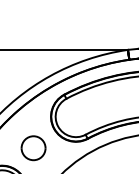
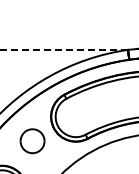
line: solid -> dashed (64, 49)
part position: (33, 148) -> (32, 141) (32, 141)
